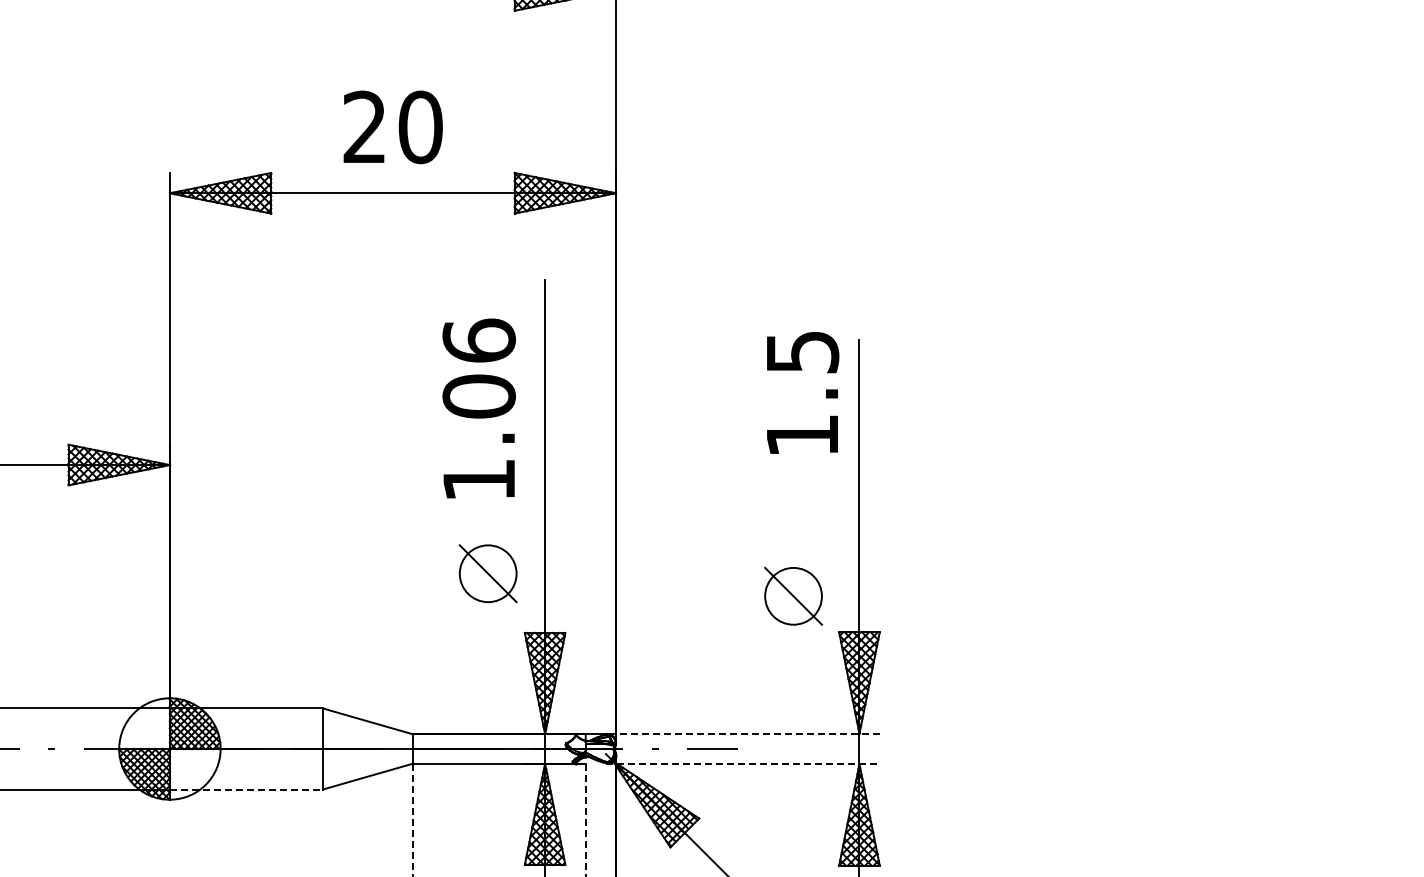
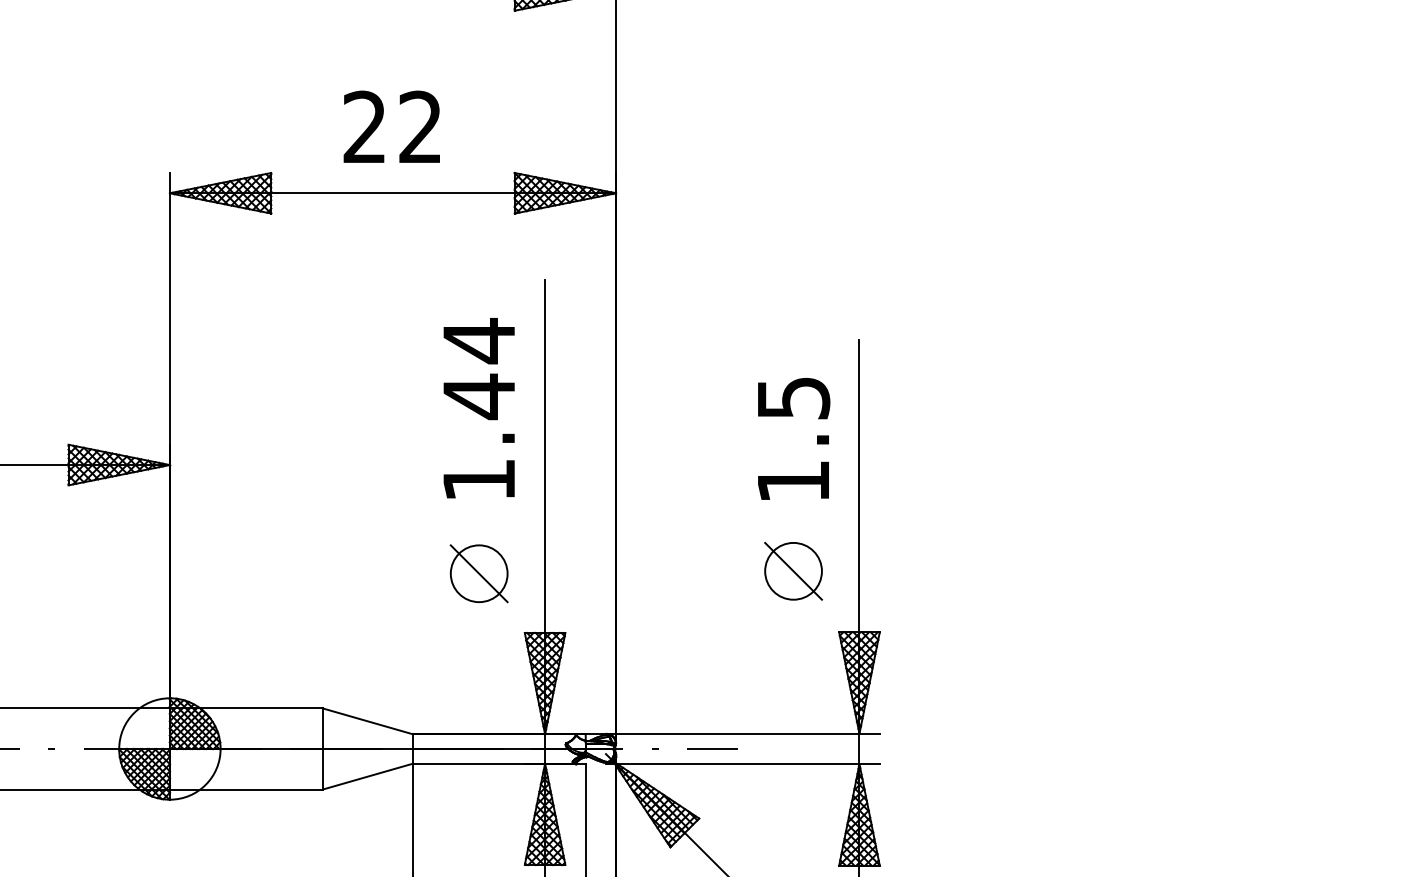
text: 20 -> 22 (420, 127)
text: 1.06 -> 1.44 (478, 369)
text position: (803, 392) -> (794, 438) (794, 438)
part position: (487, 573) -> (478, 573) (478, 573)
part position: (793, 595) -> (793, 570) (793, 570)
line: dashed -> solid (742, 733)
line: dashed -> solid (742, 764)
line: dashed -> solid (246, 789)
line: dashed -> solid (413, 820)
line: dashed -> solid (585, 820)
